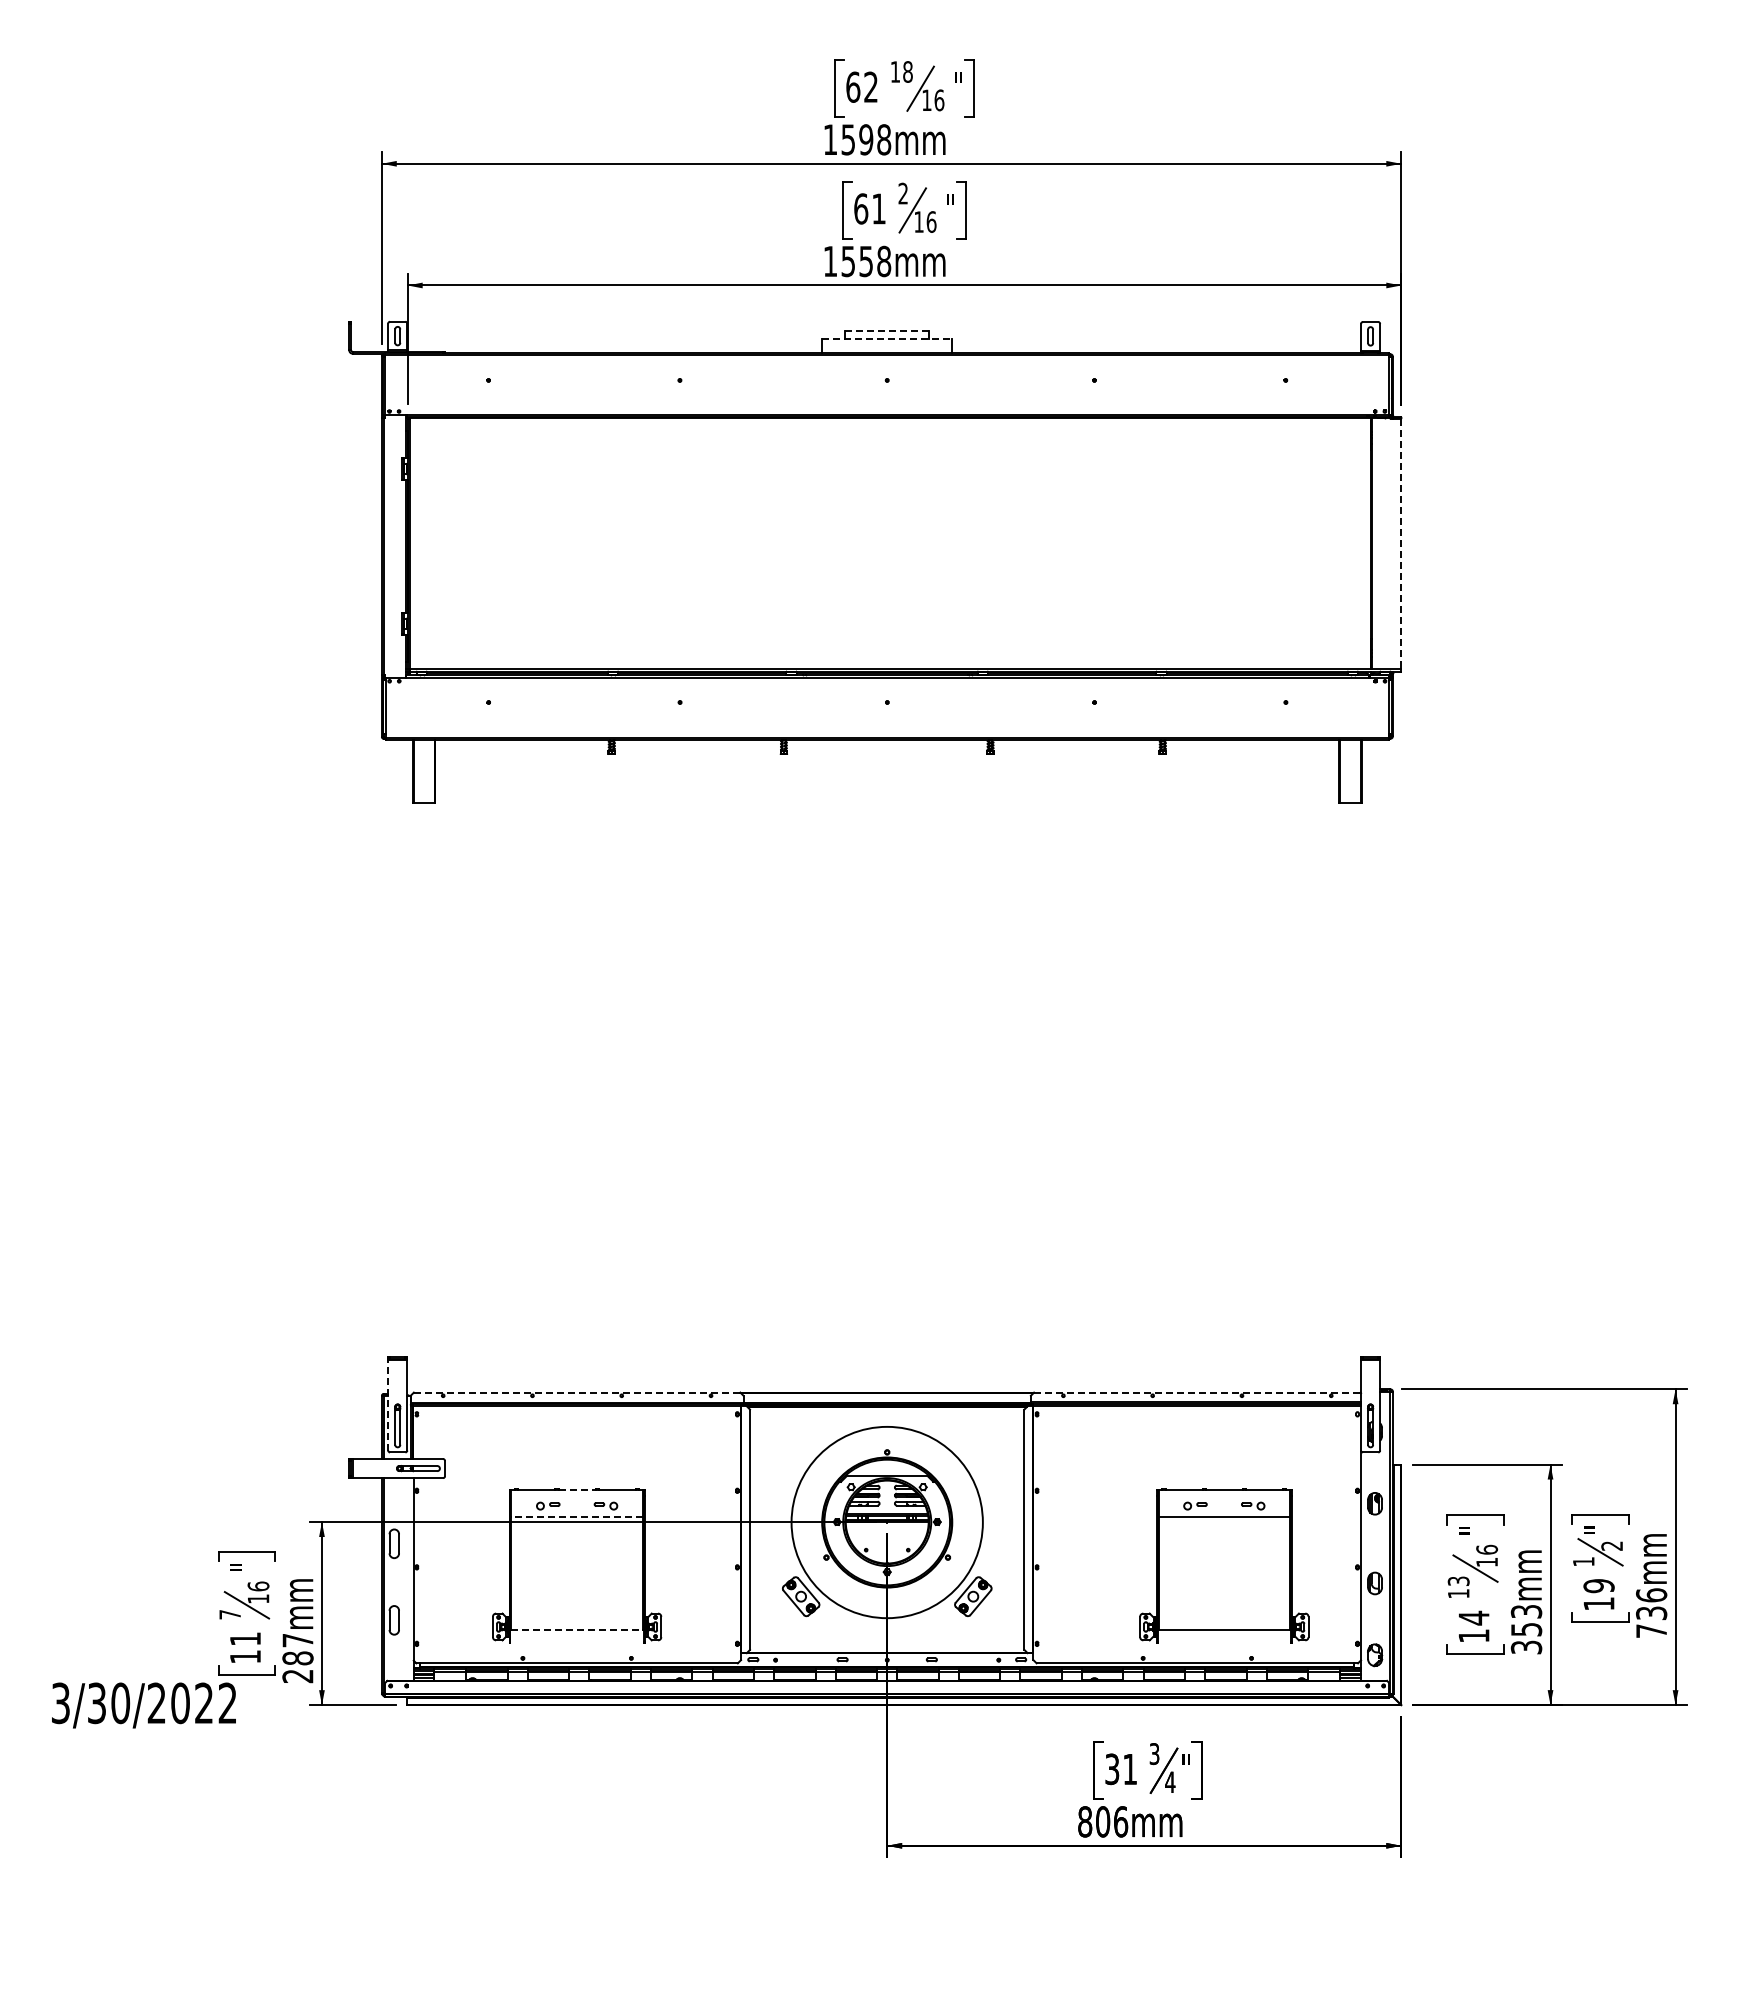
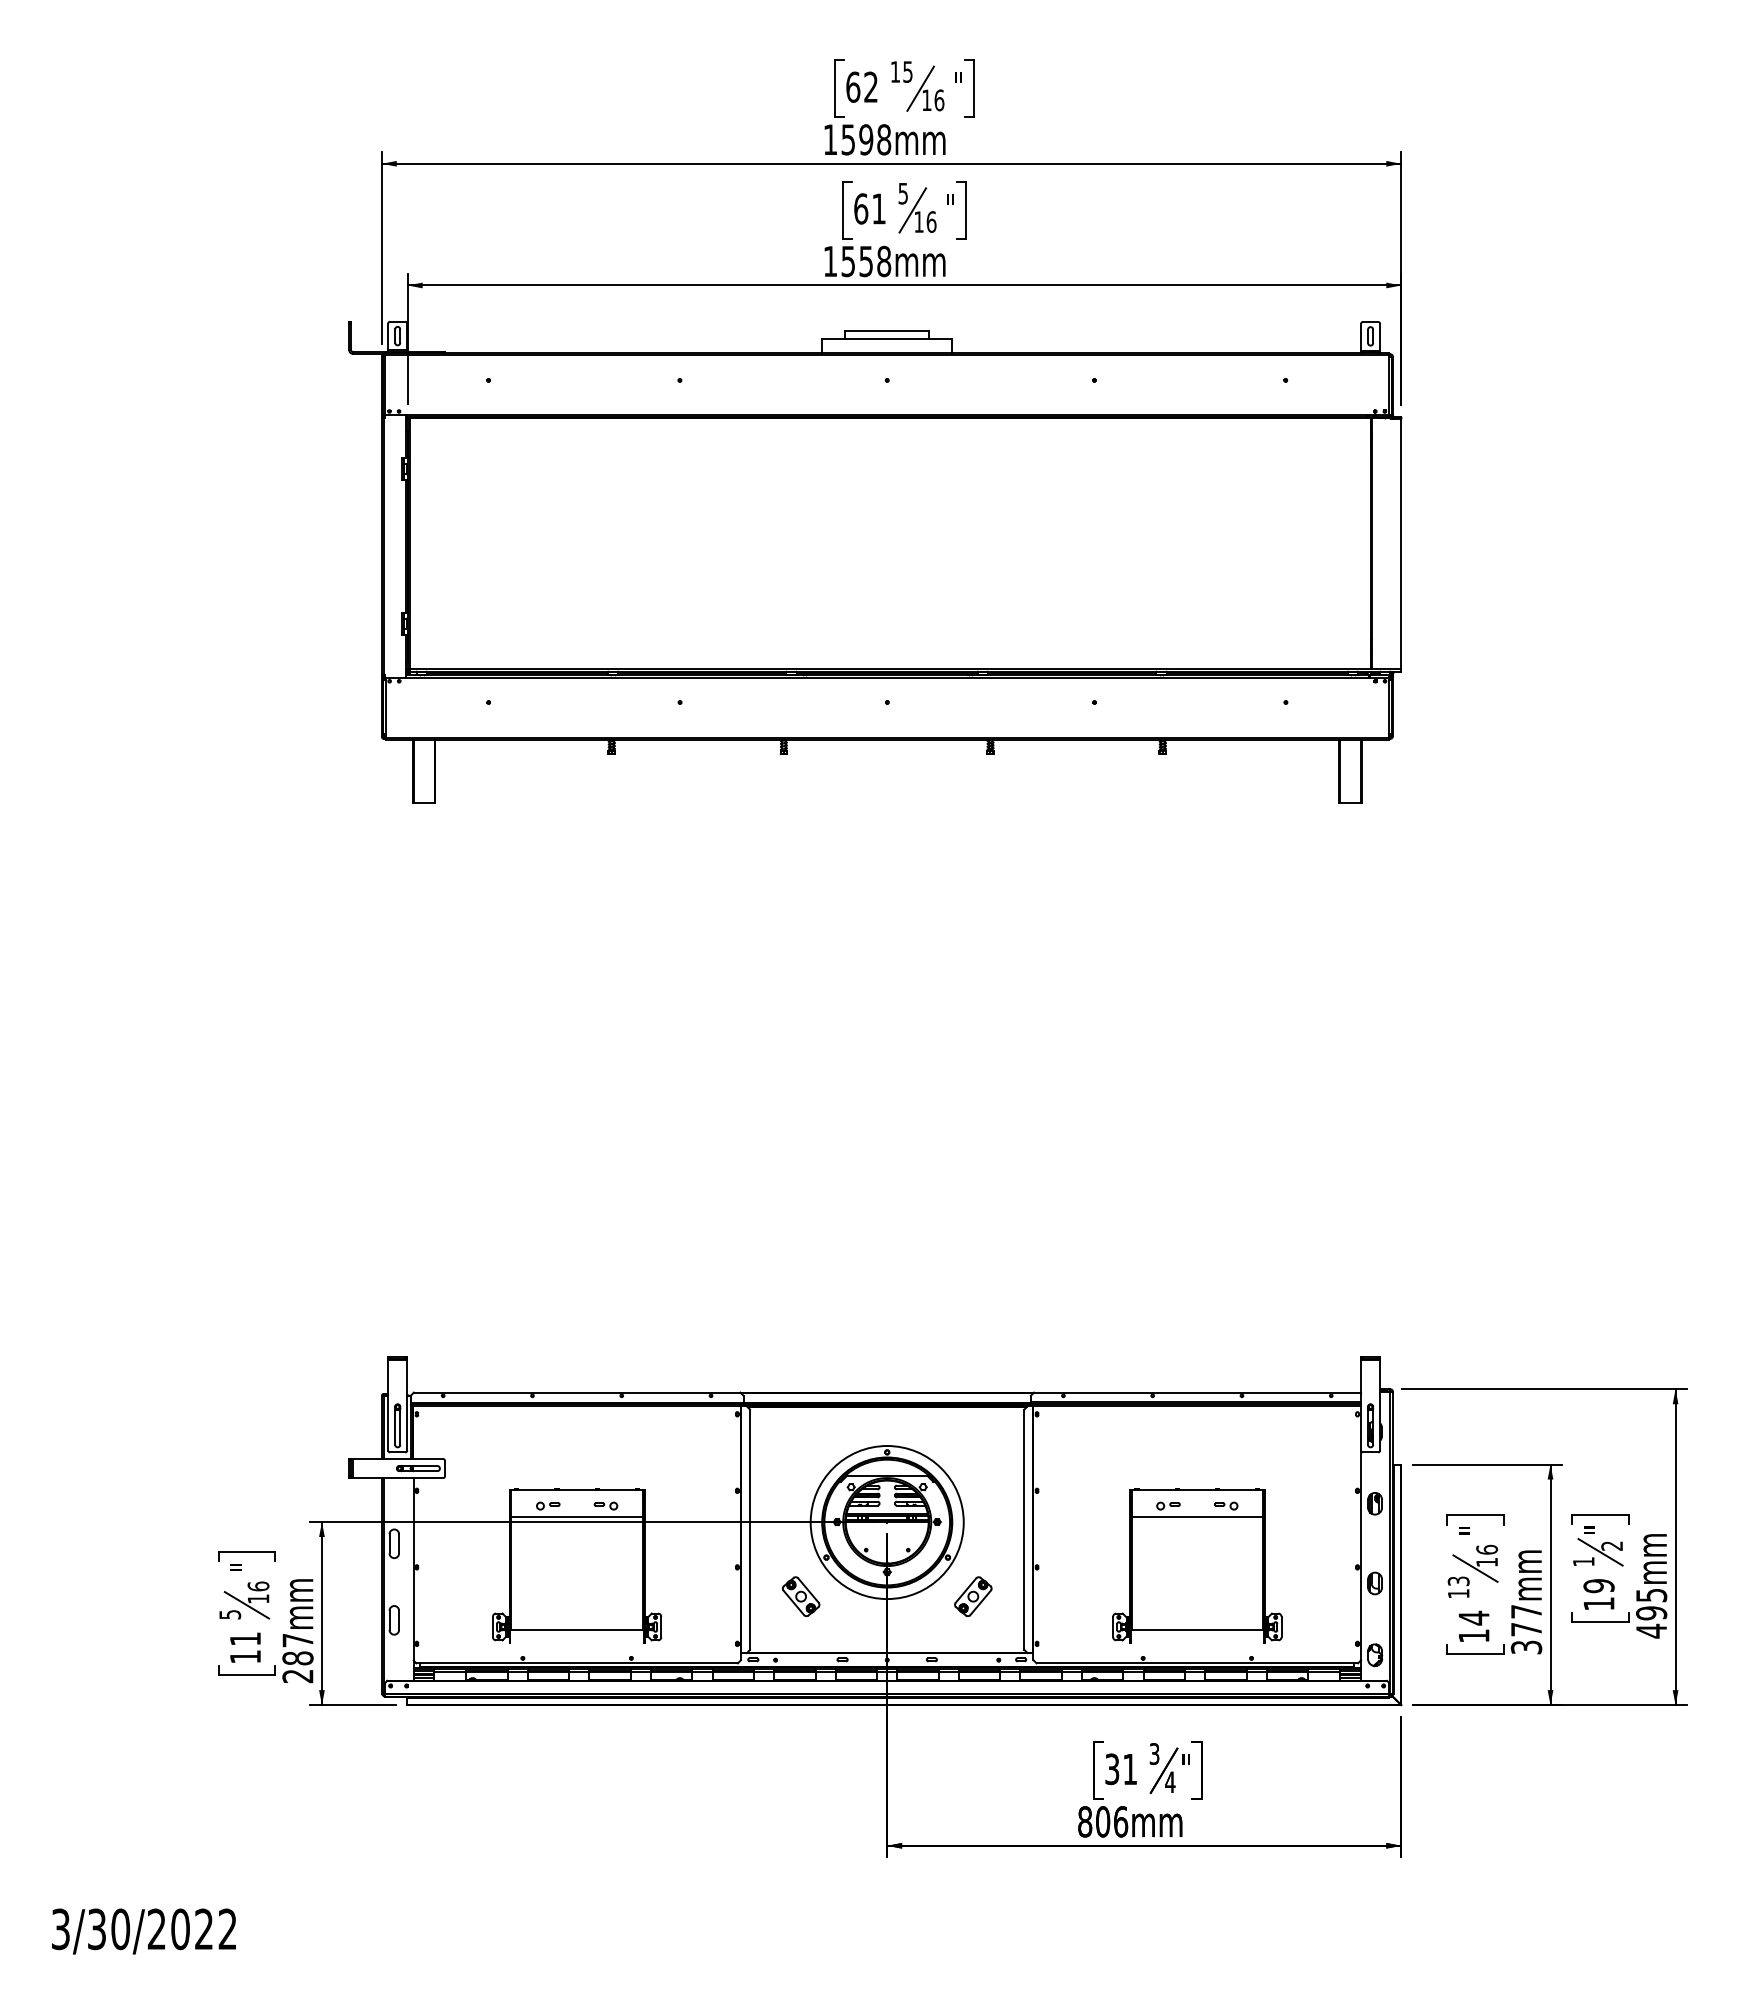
text: 18 -> 15 (907, 71)
text: 2 -> 5 (902, 193)
line: dashed -> solid (887, 330)
line: dashed -> solid (887, 339)
line: dashed -> solid (1401, 544)
line: dashed -> solid (577, 1392)
line: dashed -> solid (1197, 1392)
line: dashed -> solid (388, 1404)
line: dashed -> solid (577, 1489)
line: dashed -> solid (577, 1517)
circle diameter: 191 px -> 153 px (886, 1522)
part position: (1224, 1565) -> (1197, 1565) (1197, 1565)
text: 736mm -> 495mm (1651, 1613)
text: 7 -> 5 (230, 1614)
text: 353mm -> 377mm (1526, 1620)
line: dashed -> solid (577, 1630)
text position: (143, 1705) -> (143, 1931) (143, 1931)
